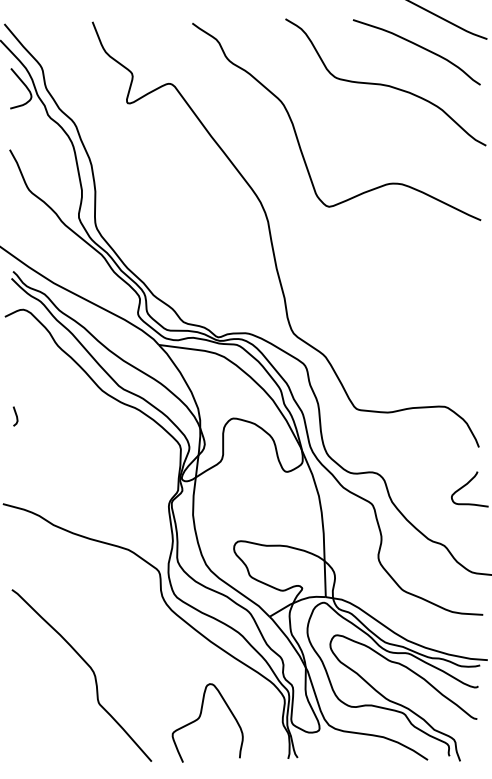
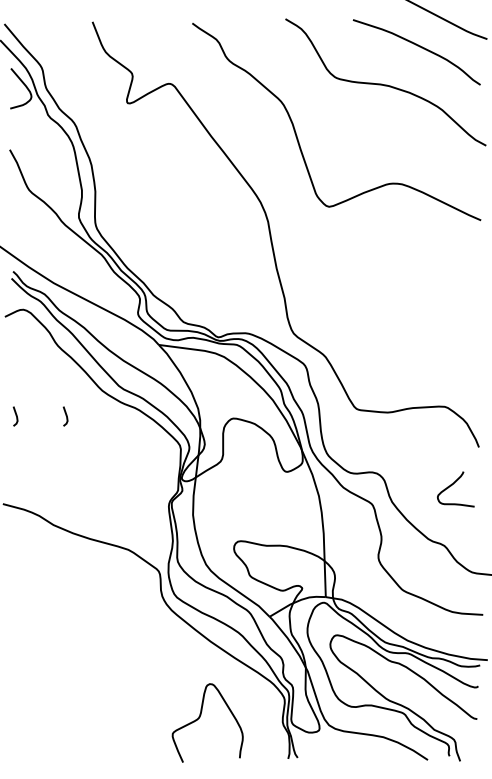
line: none -> present (65, 415)
curve position: (466, 485) -> (452, 485) (452, 485)
curve: present -> none (90, 669)
